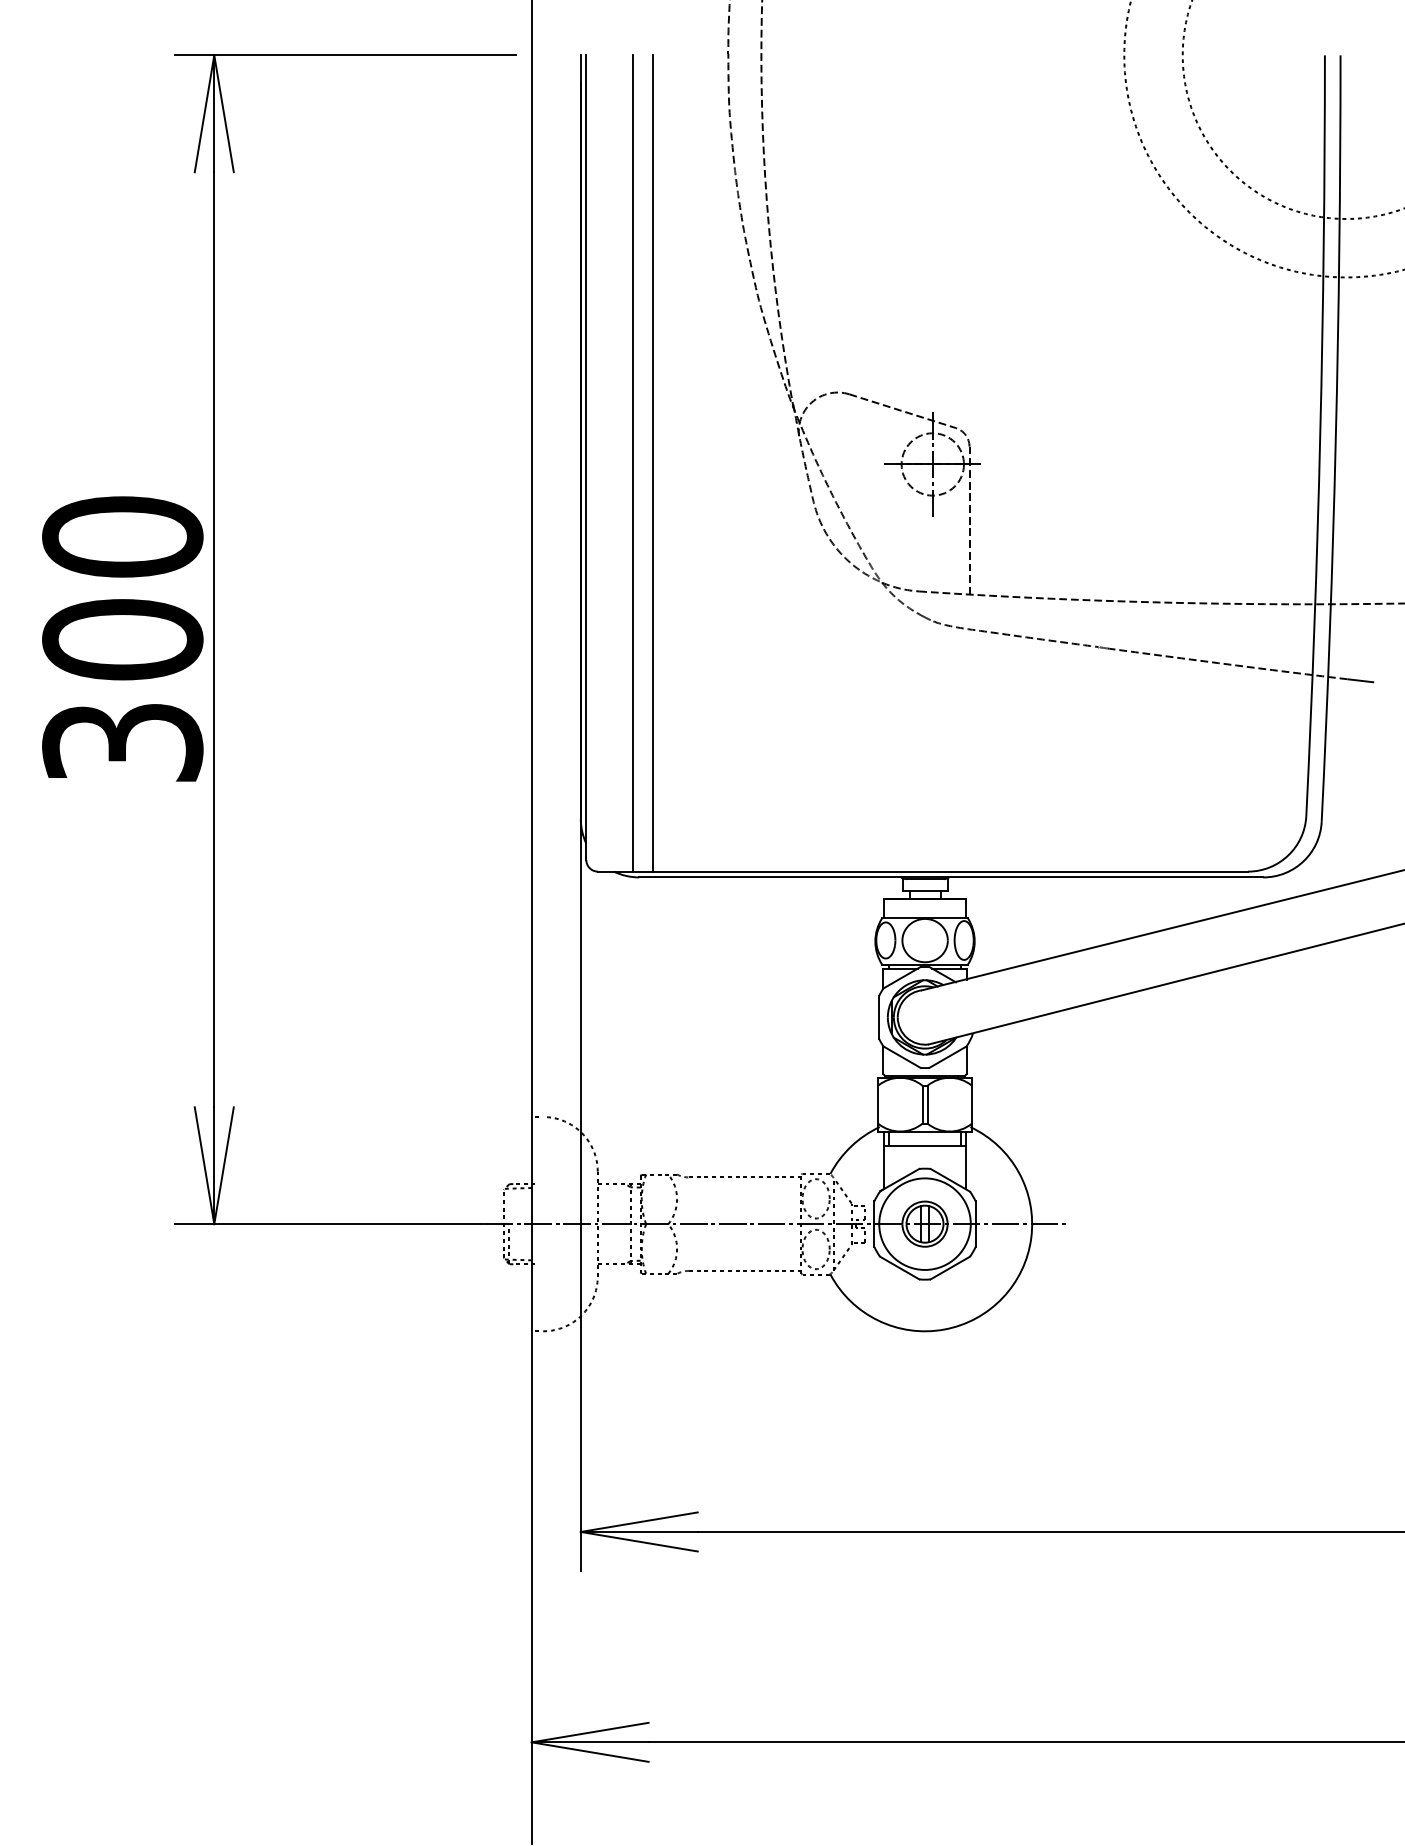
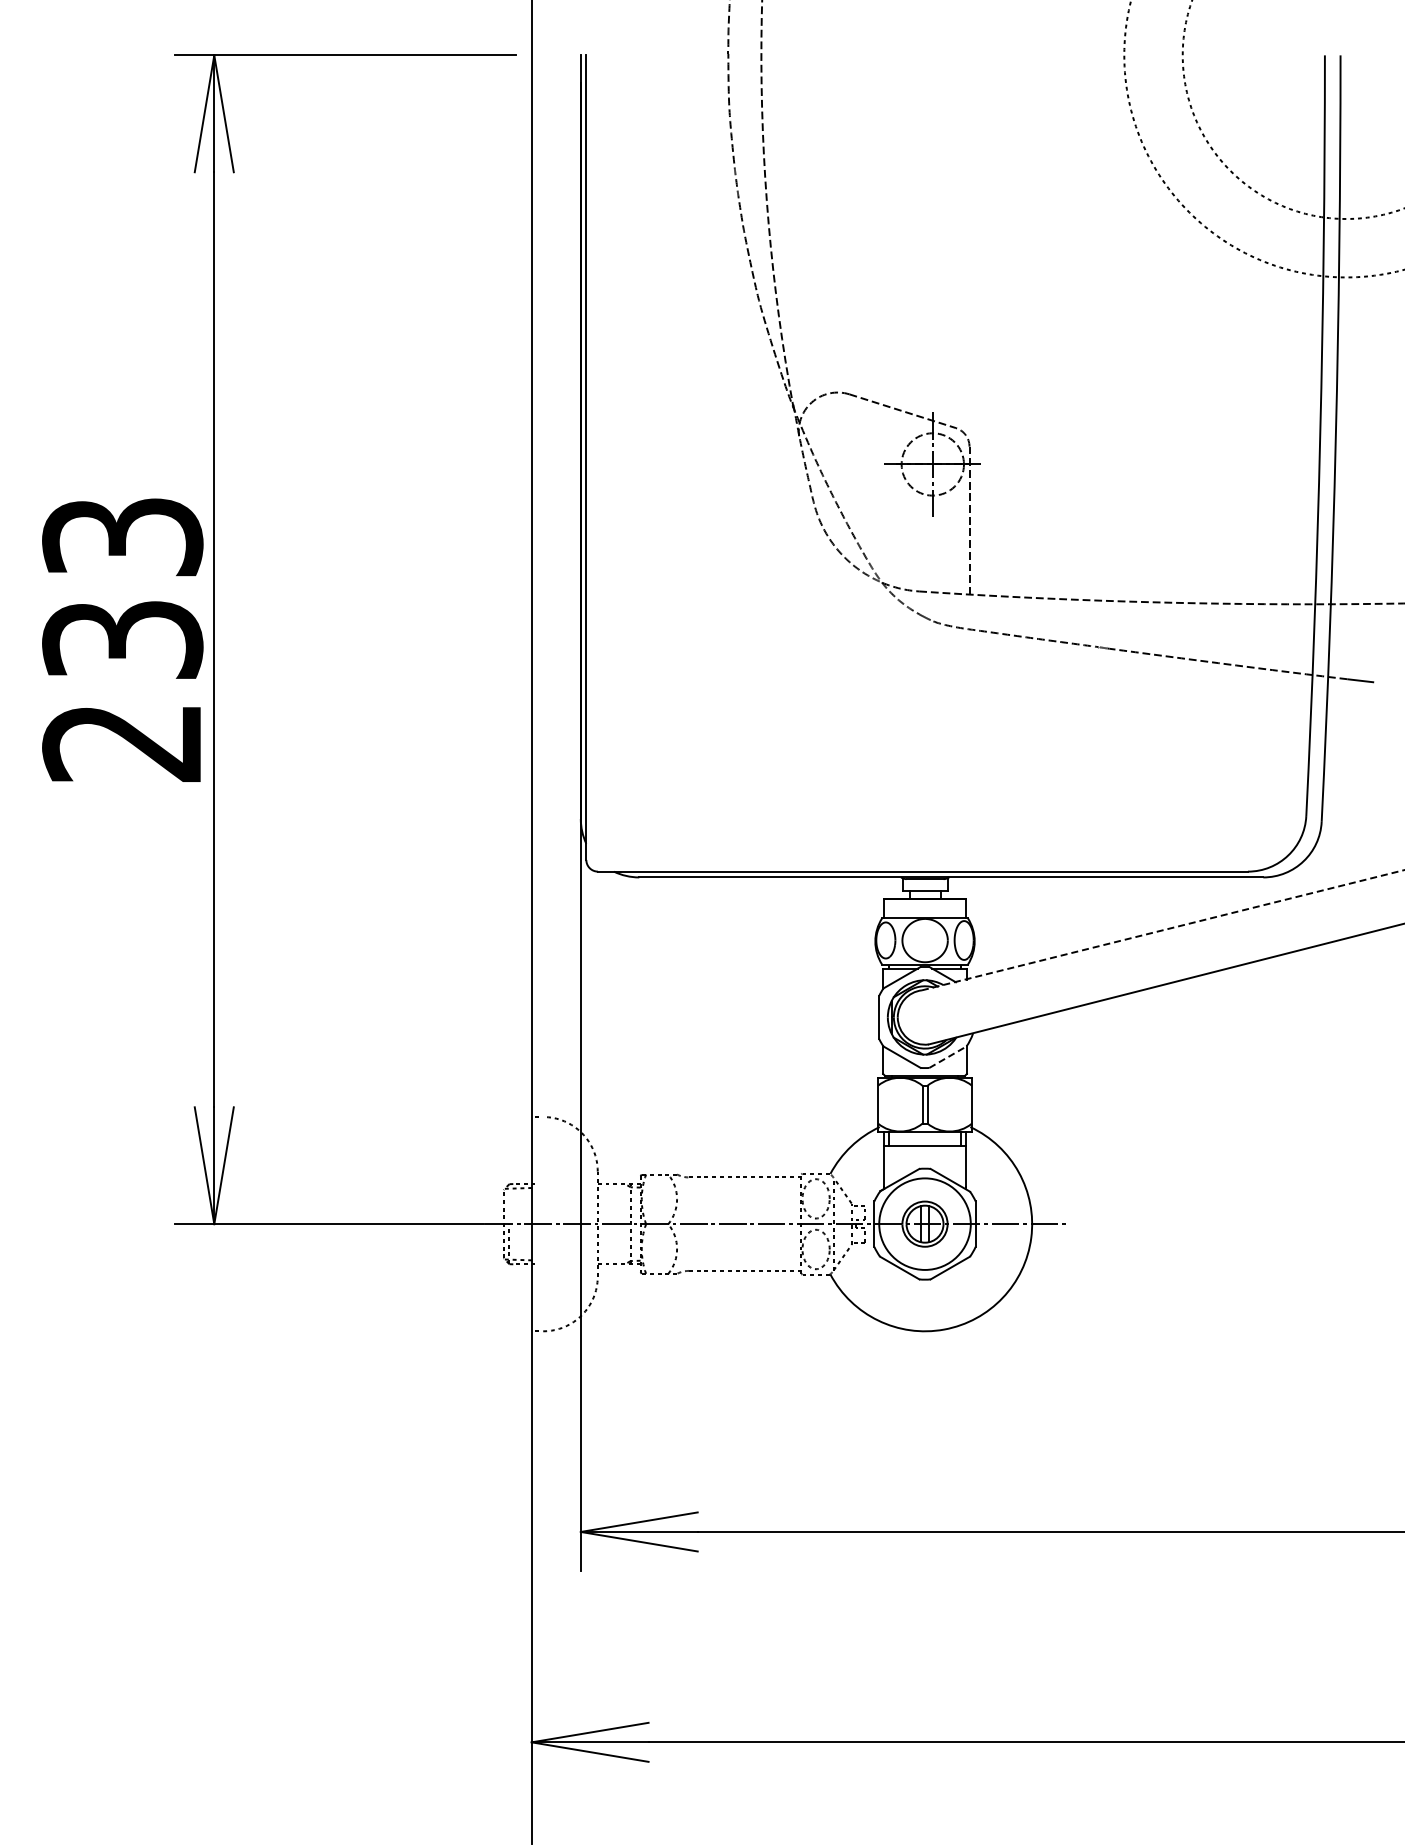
line: present -> none (633, 463)
line: present -> none (652, 463)
text: 300 -> 233 (122, 638)
line: solid -> dashed (1163, 930)
line: solid -> dashed (948, 1056)
